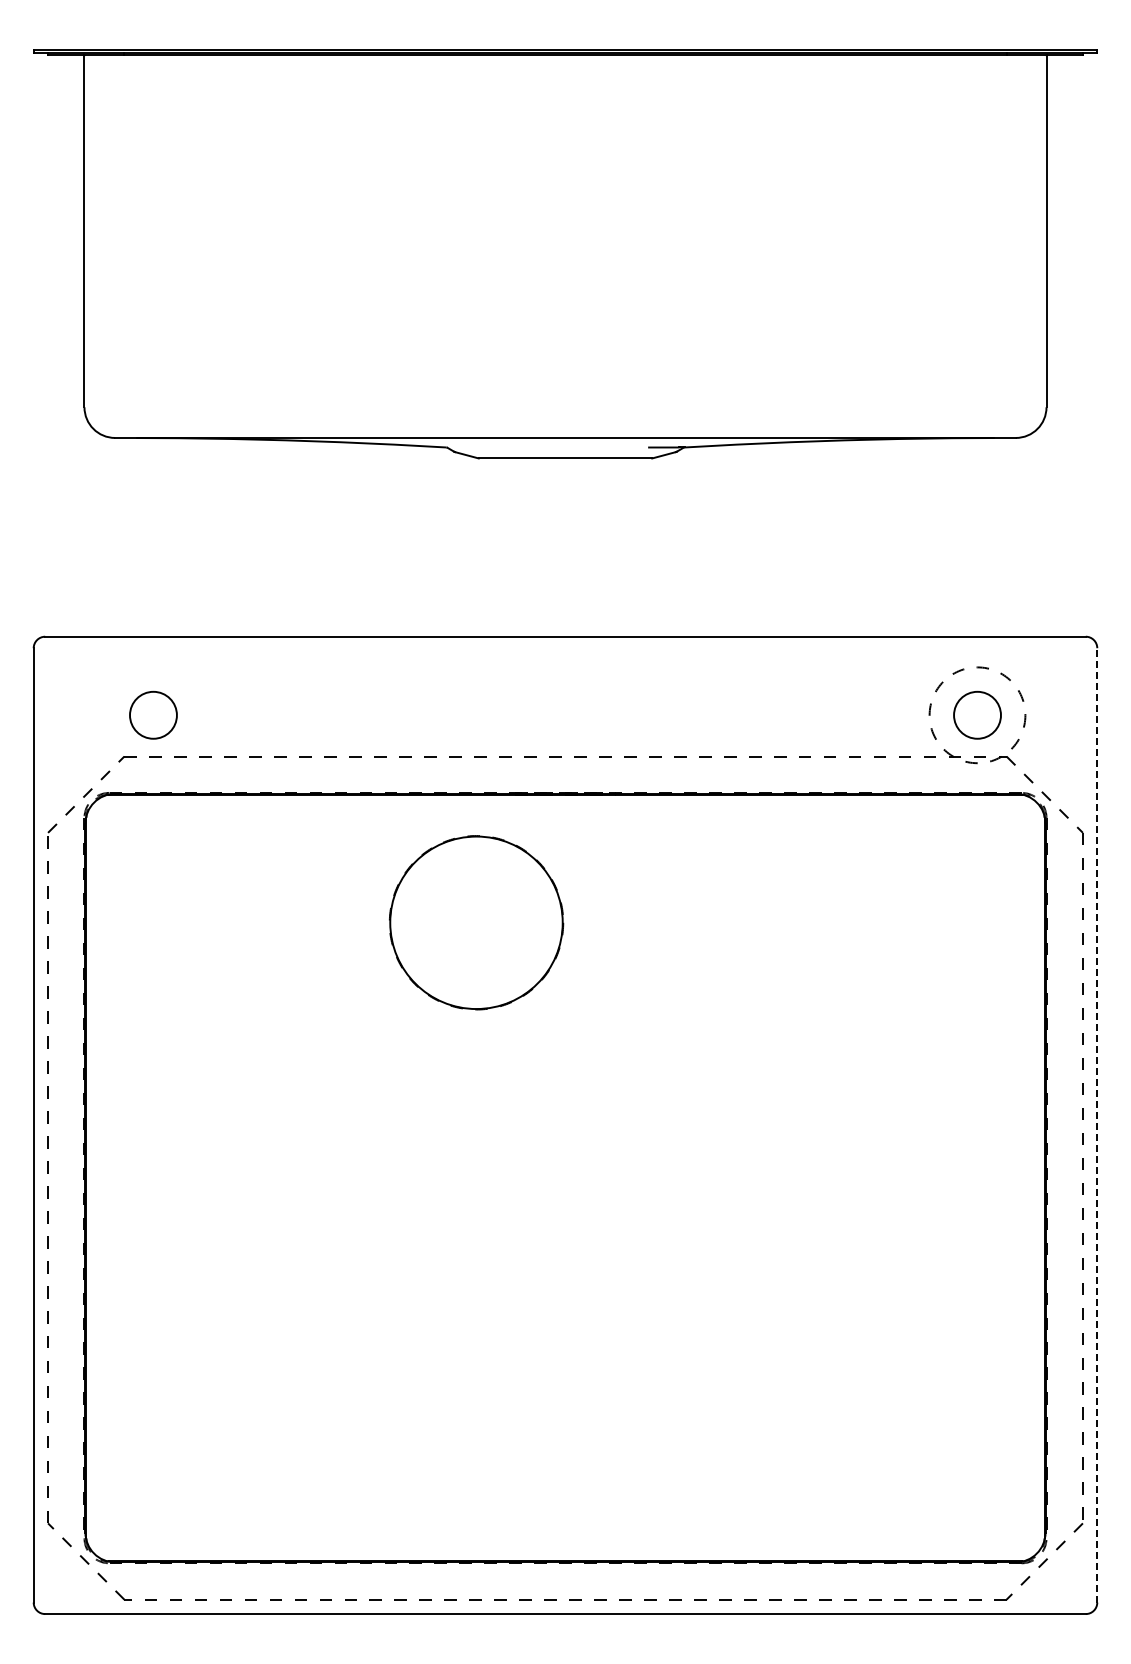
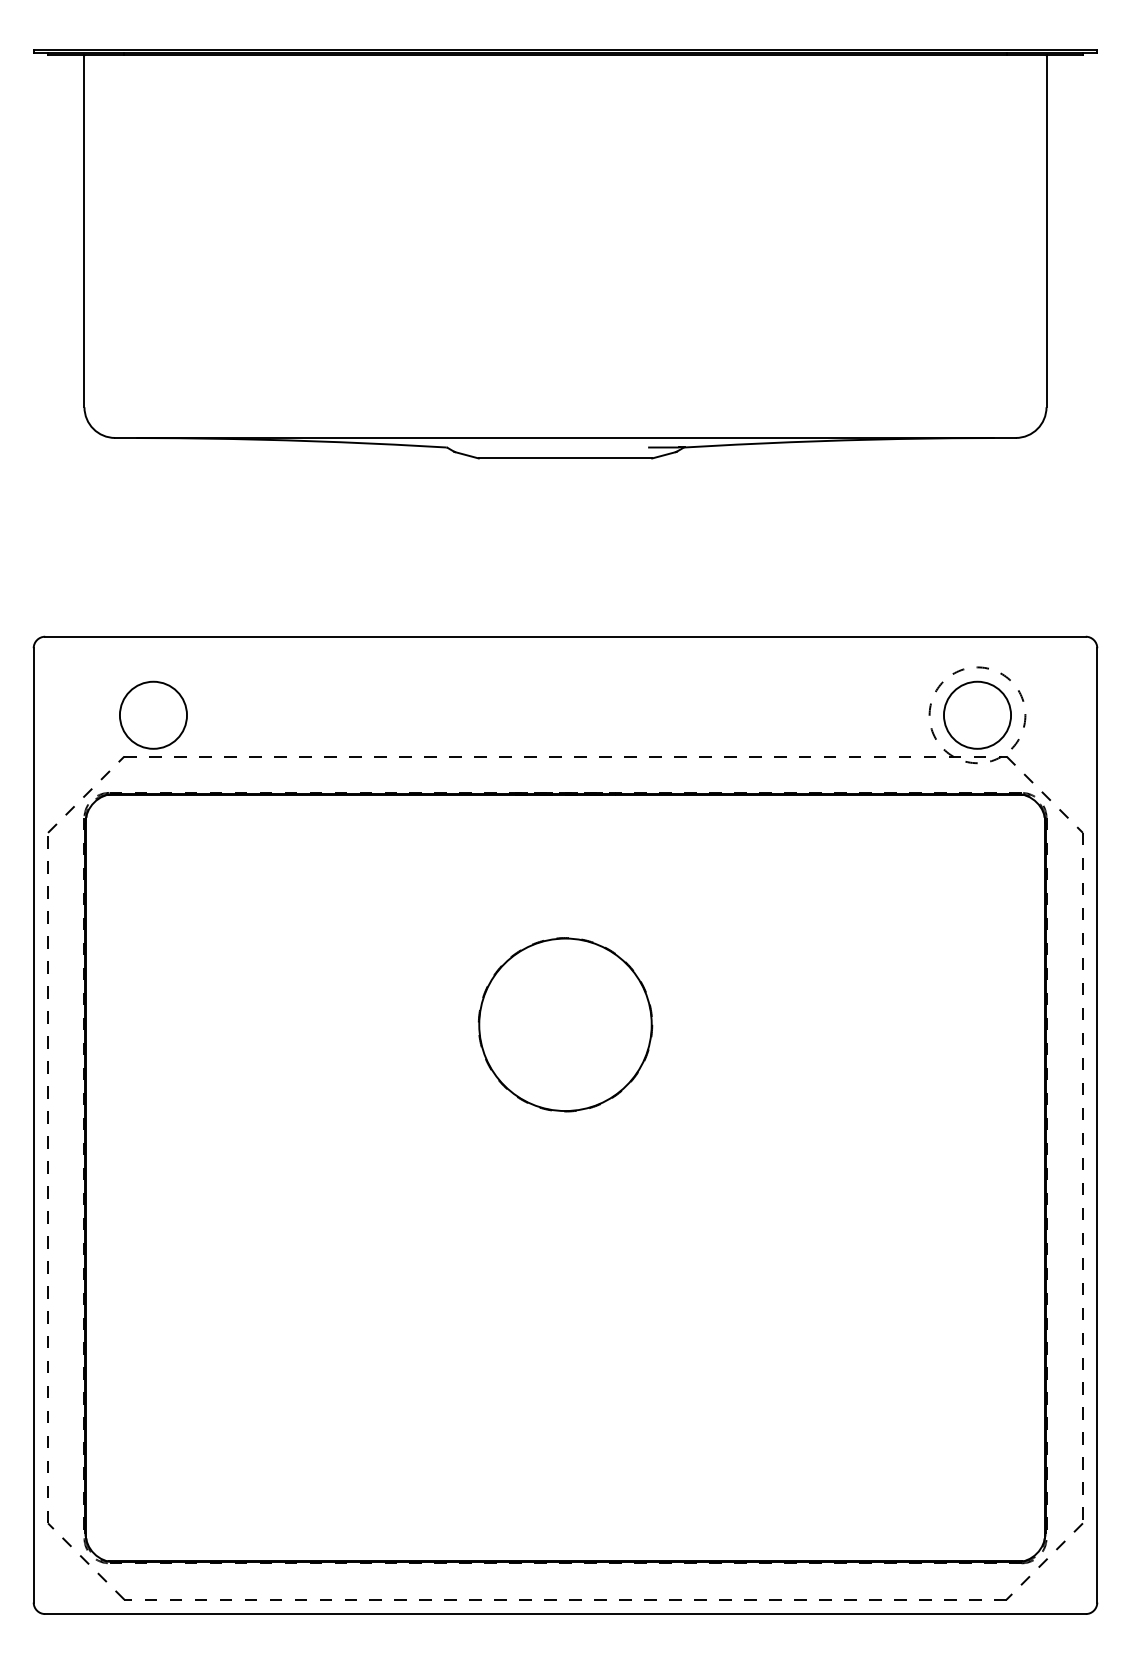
circle diameter: 47 px -> 67 px (153, 714)
circle diameter: 47 px -> 67 px (977, 714)
part position: (476, 922) -> (565, 1024) (565, 1024)
line: dashed -> solid (1097, 1124)
